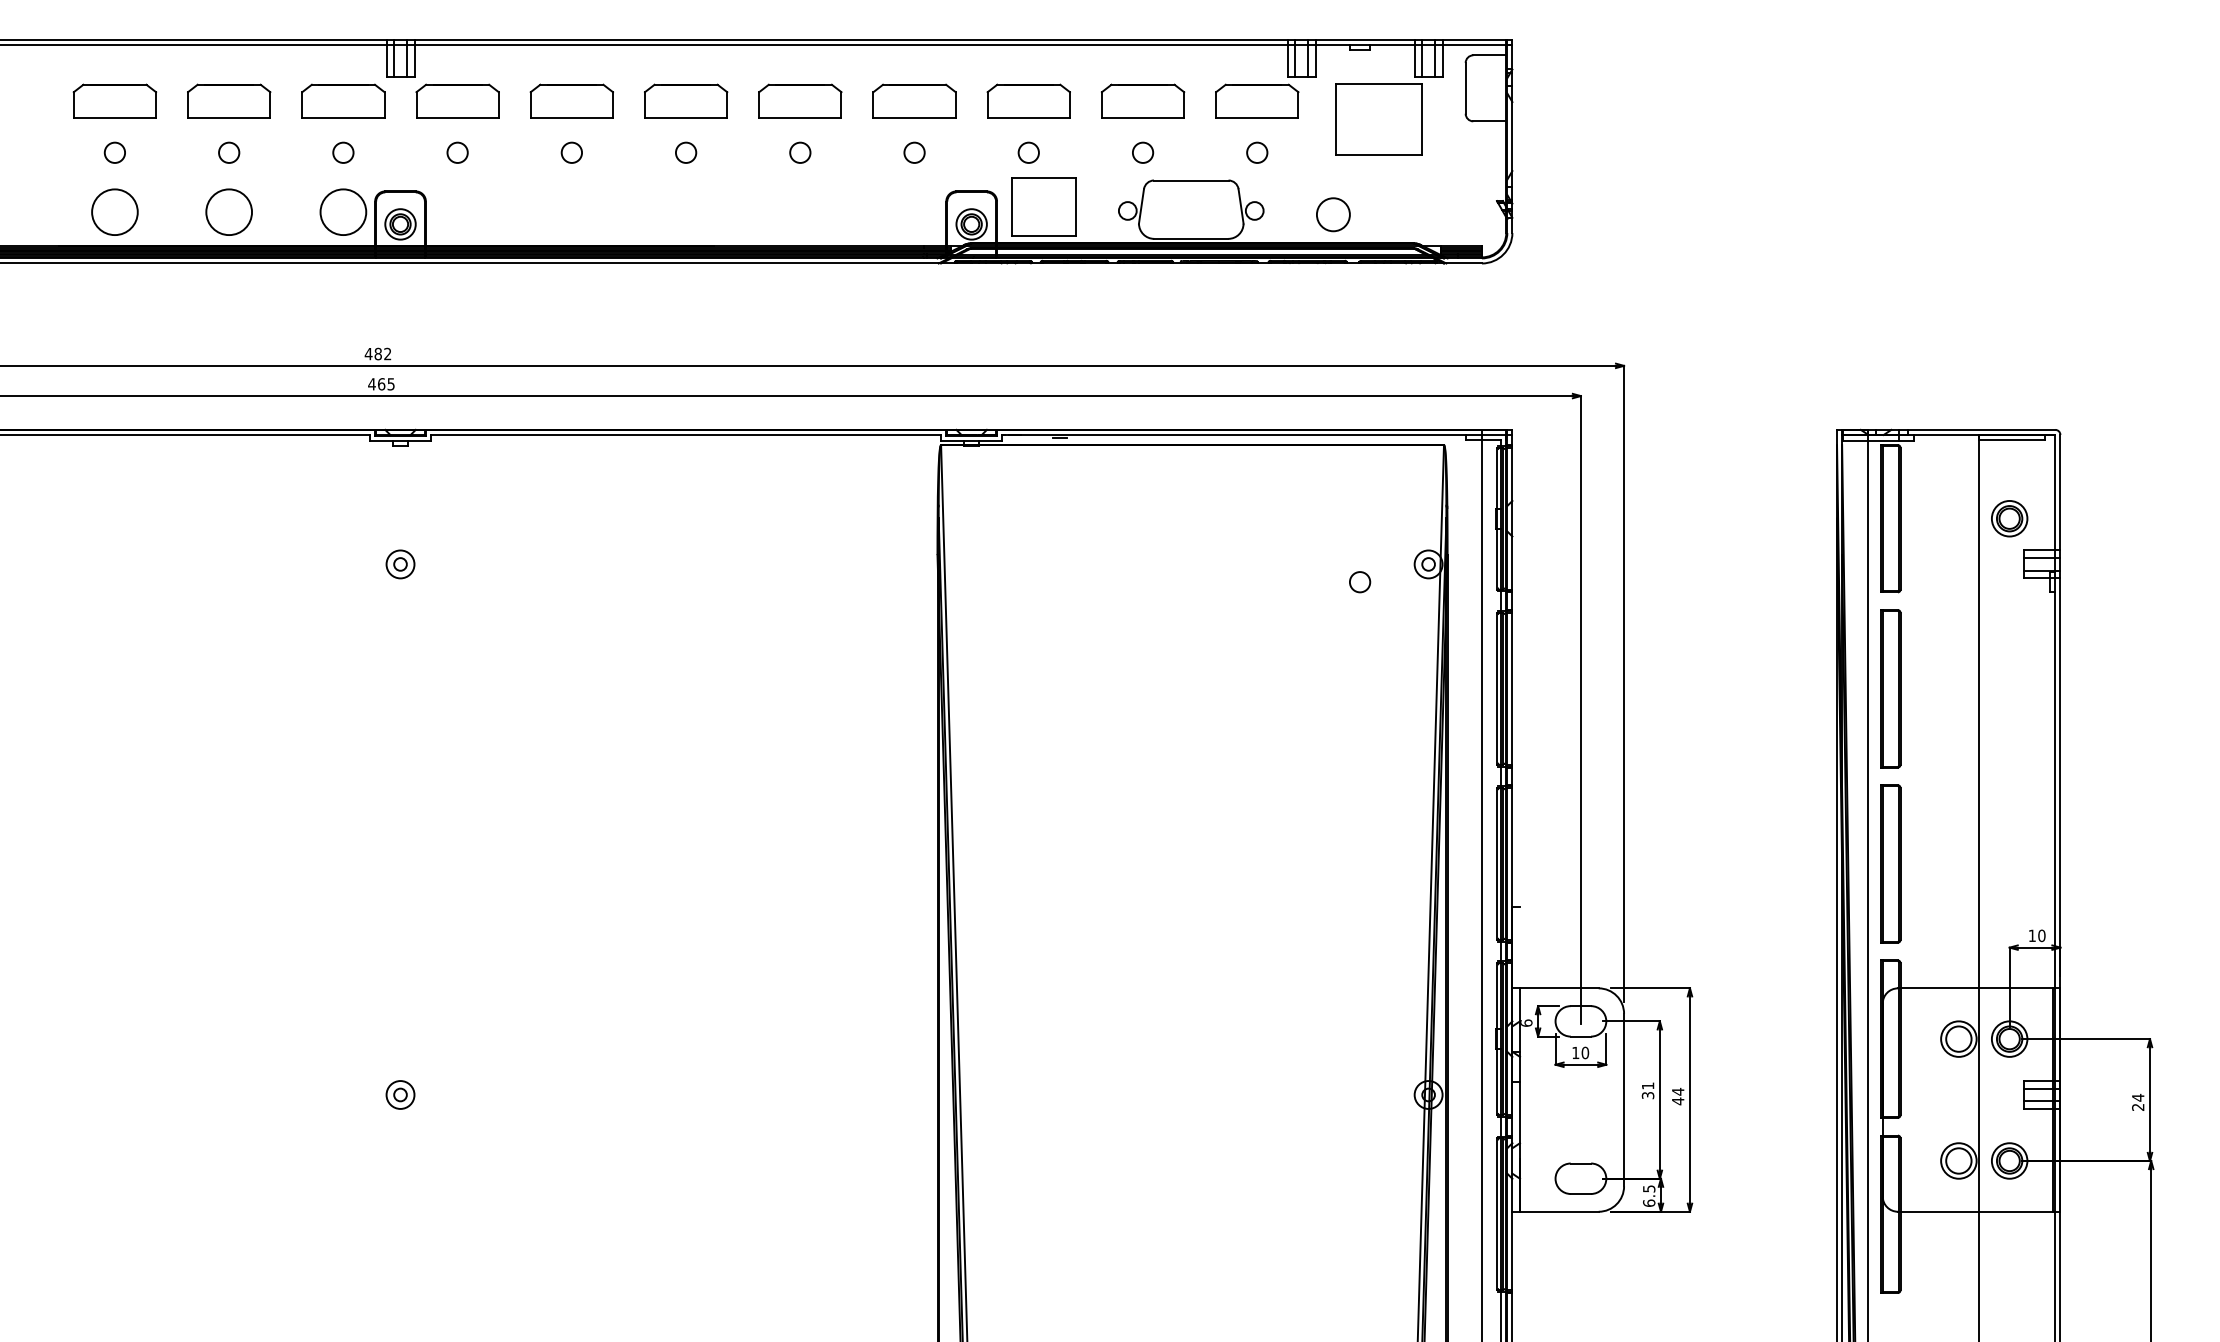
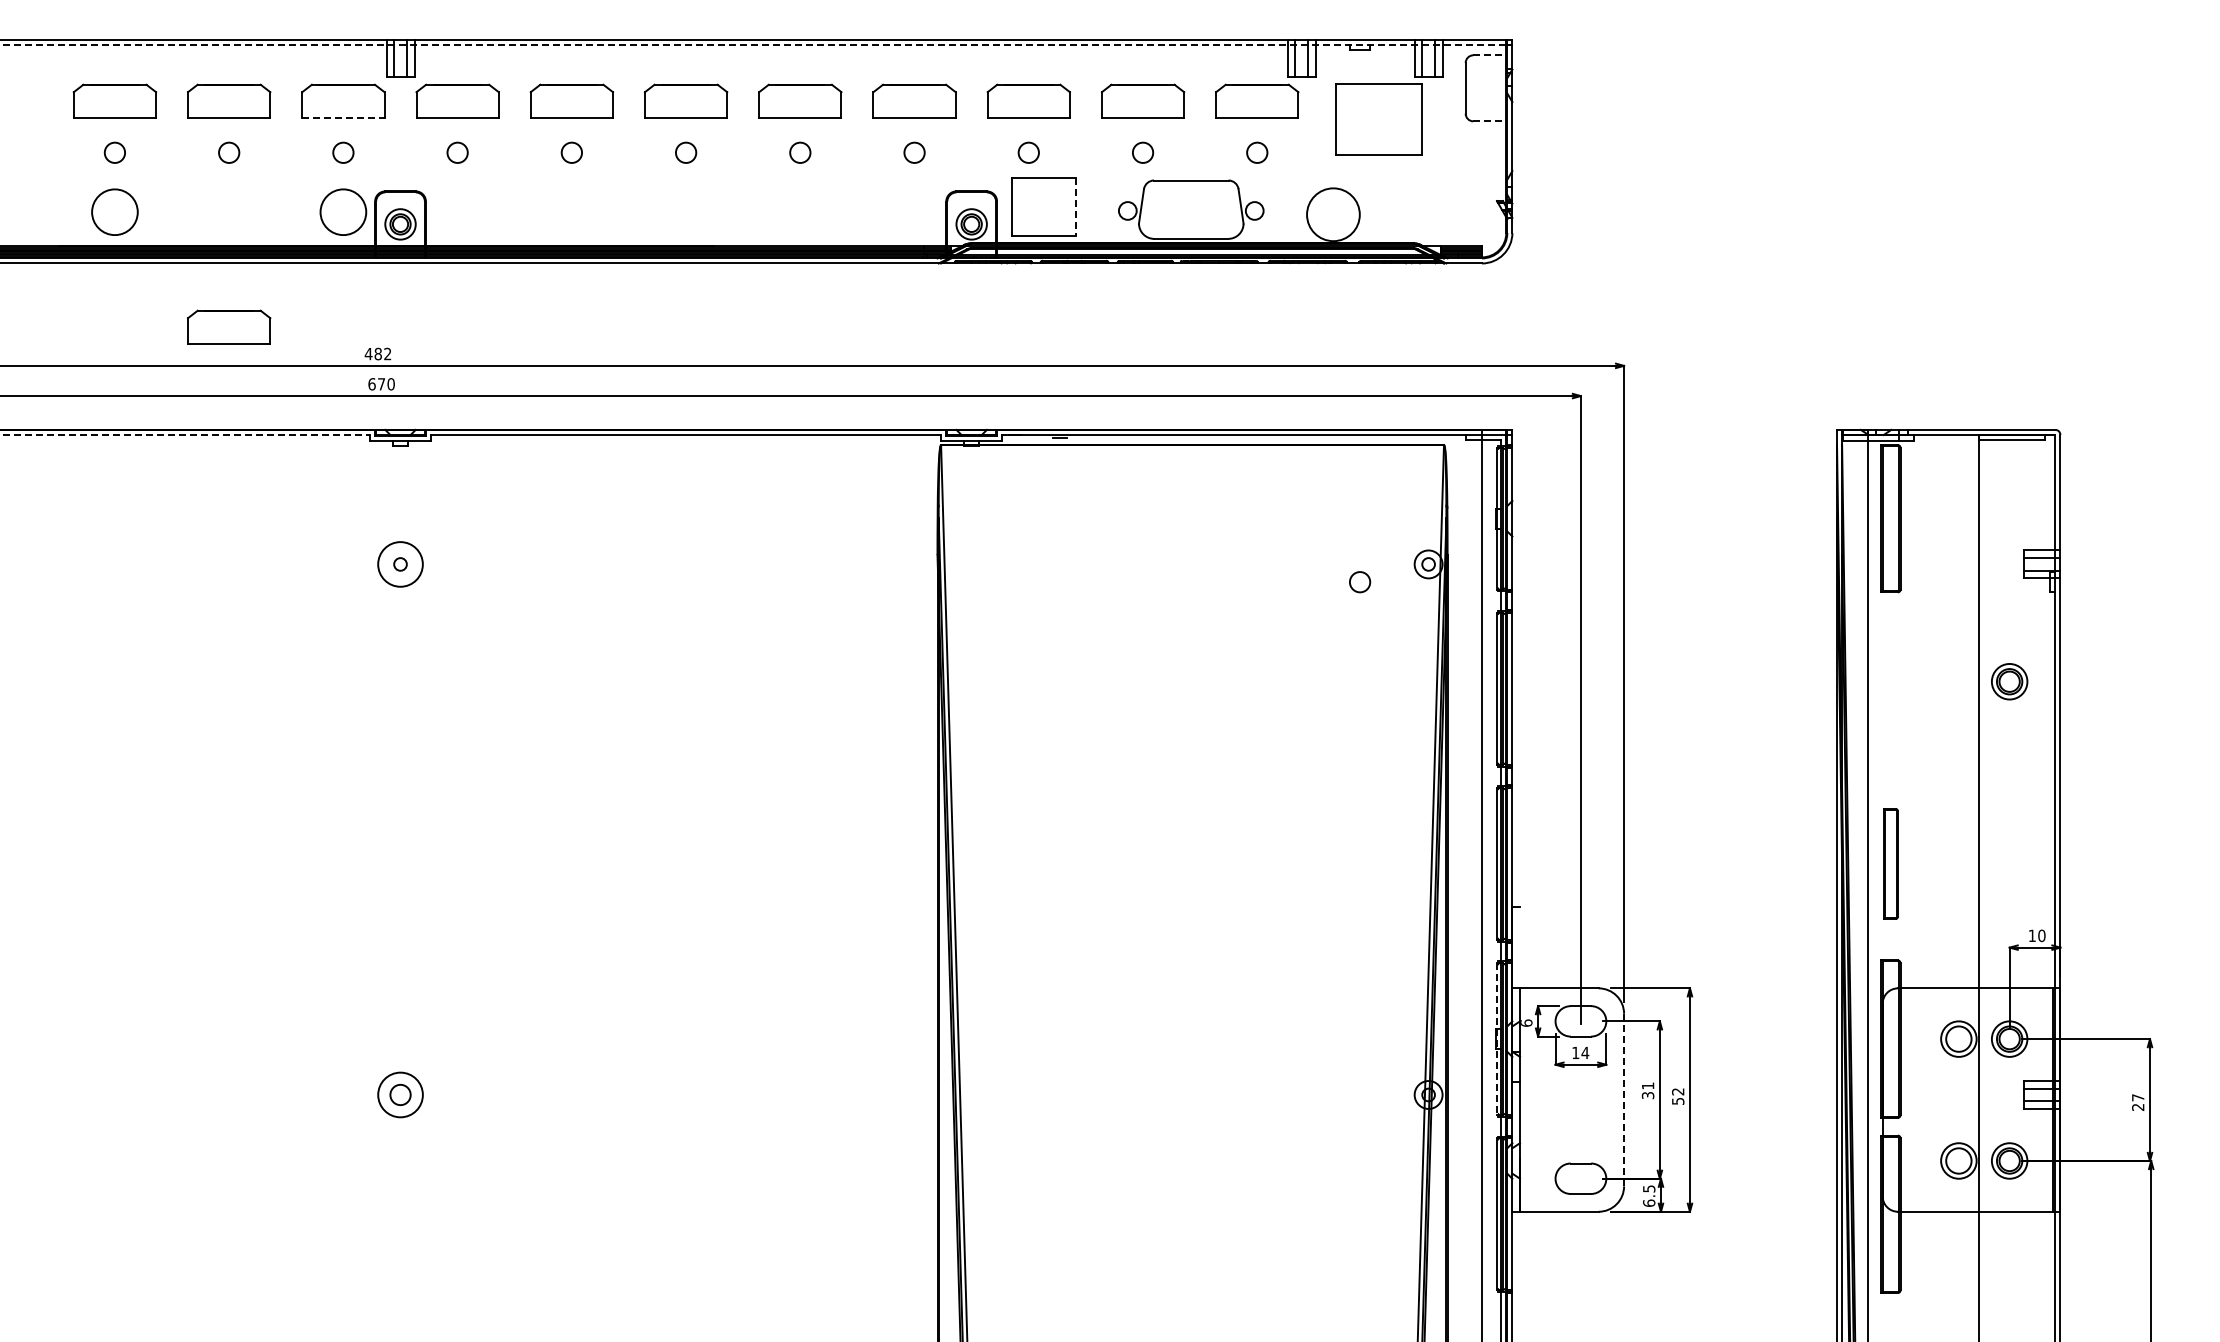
line: solid -> dashed (753, 45)
line: solid -> dashed (1489, 55)
line: solid -> dashed (343, 117)
line: solid -> dashed (1489, 121)
line: solid -> dashed (1075, 207)
circle: present -> none (228, 211)
circle diameter: 33 px -> 53 px (1333, 214)
part: none -> present (229, 326)
text: 465 -> 670 (381, 384)
line: solid -> dashed (185, 434)
part position: (2009, 518) -> (2009, 681) (2009, 681)
circle diameter: 28 px -> 45 px (400, 564)
part: present -> none (1890, 688)
part size: 22x160 px -> 16x112 px (1890, 863)
line: solid -> dashed (1496, 1039)
text: 10 -> 14 (1585, 1052)
part size: 31x30 px -> 47x48 px (400, 1094)
text: 44 -> 52 (1678, 1096)
text: 24 -> 27 (2138, 1097)
line: solid -> dashed (1624, 1100)
